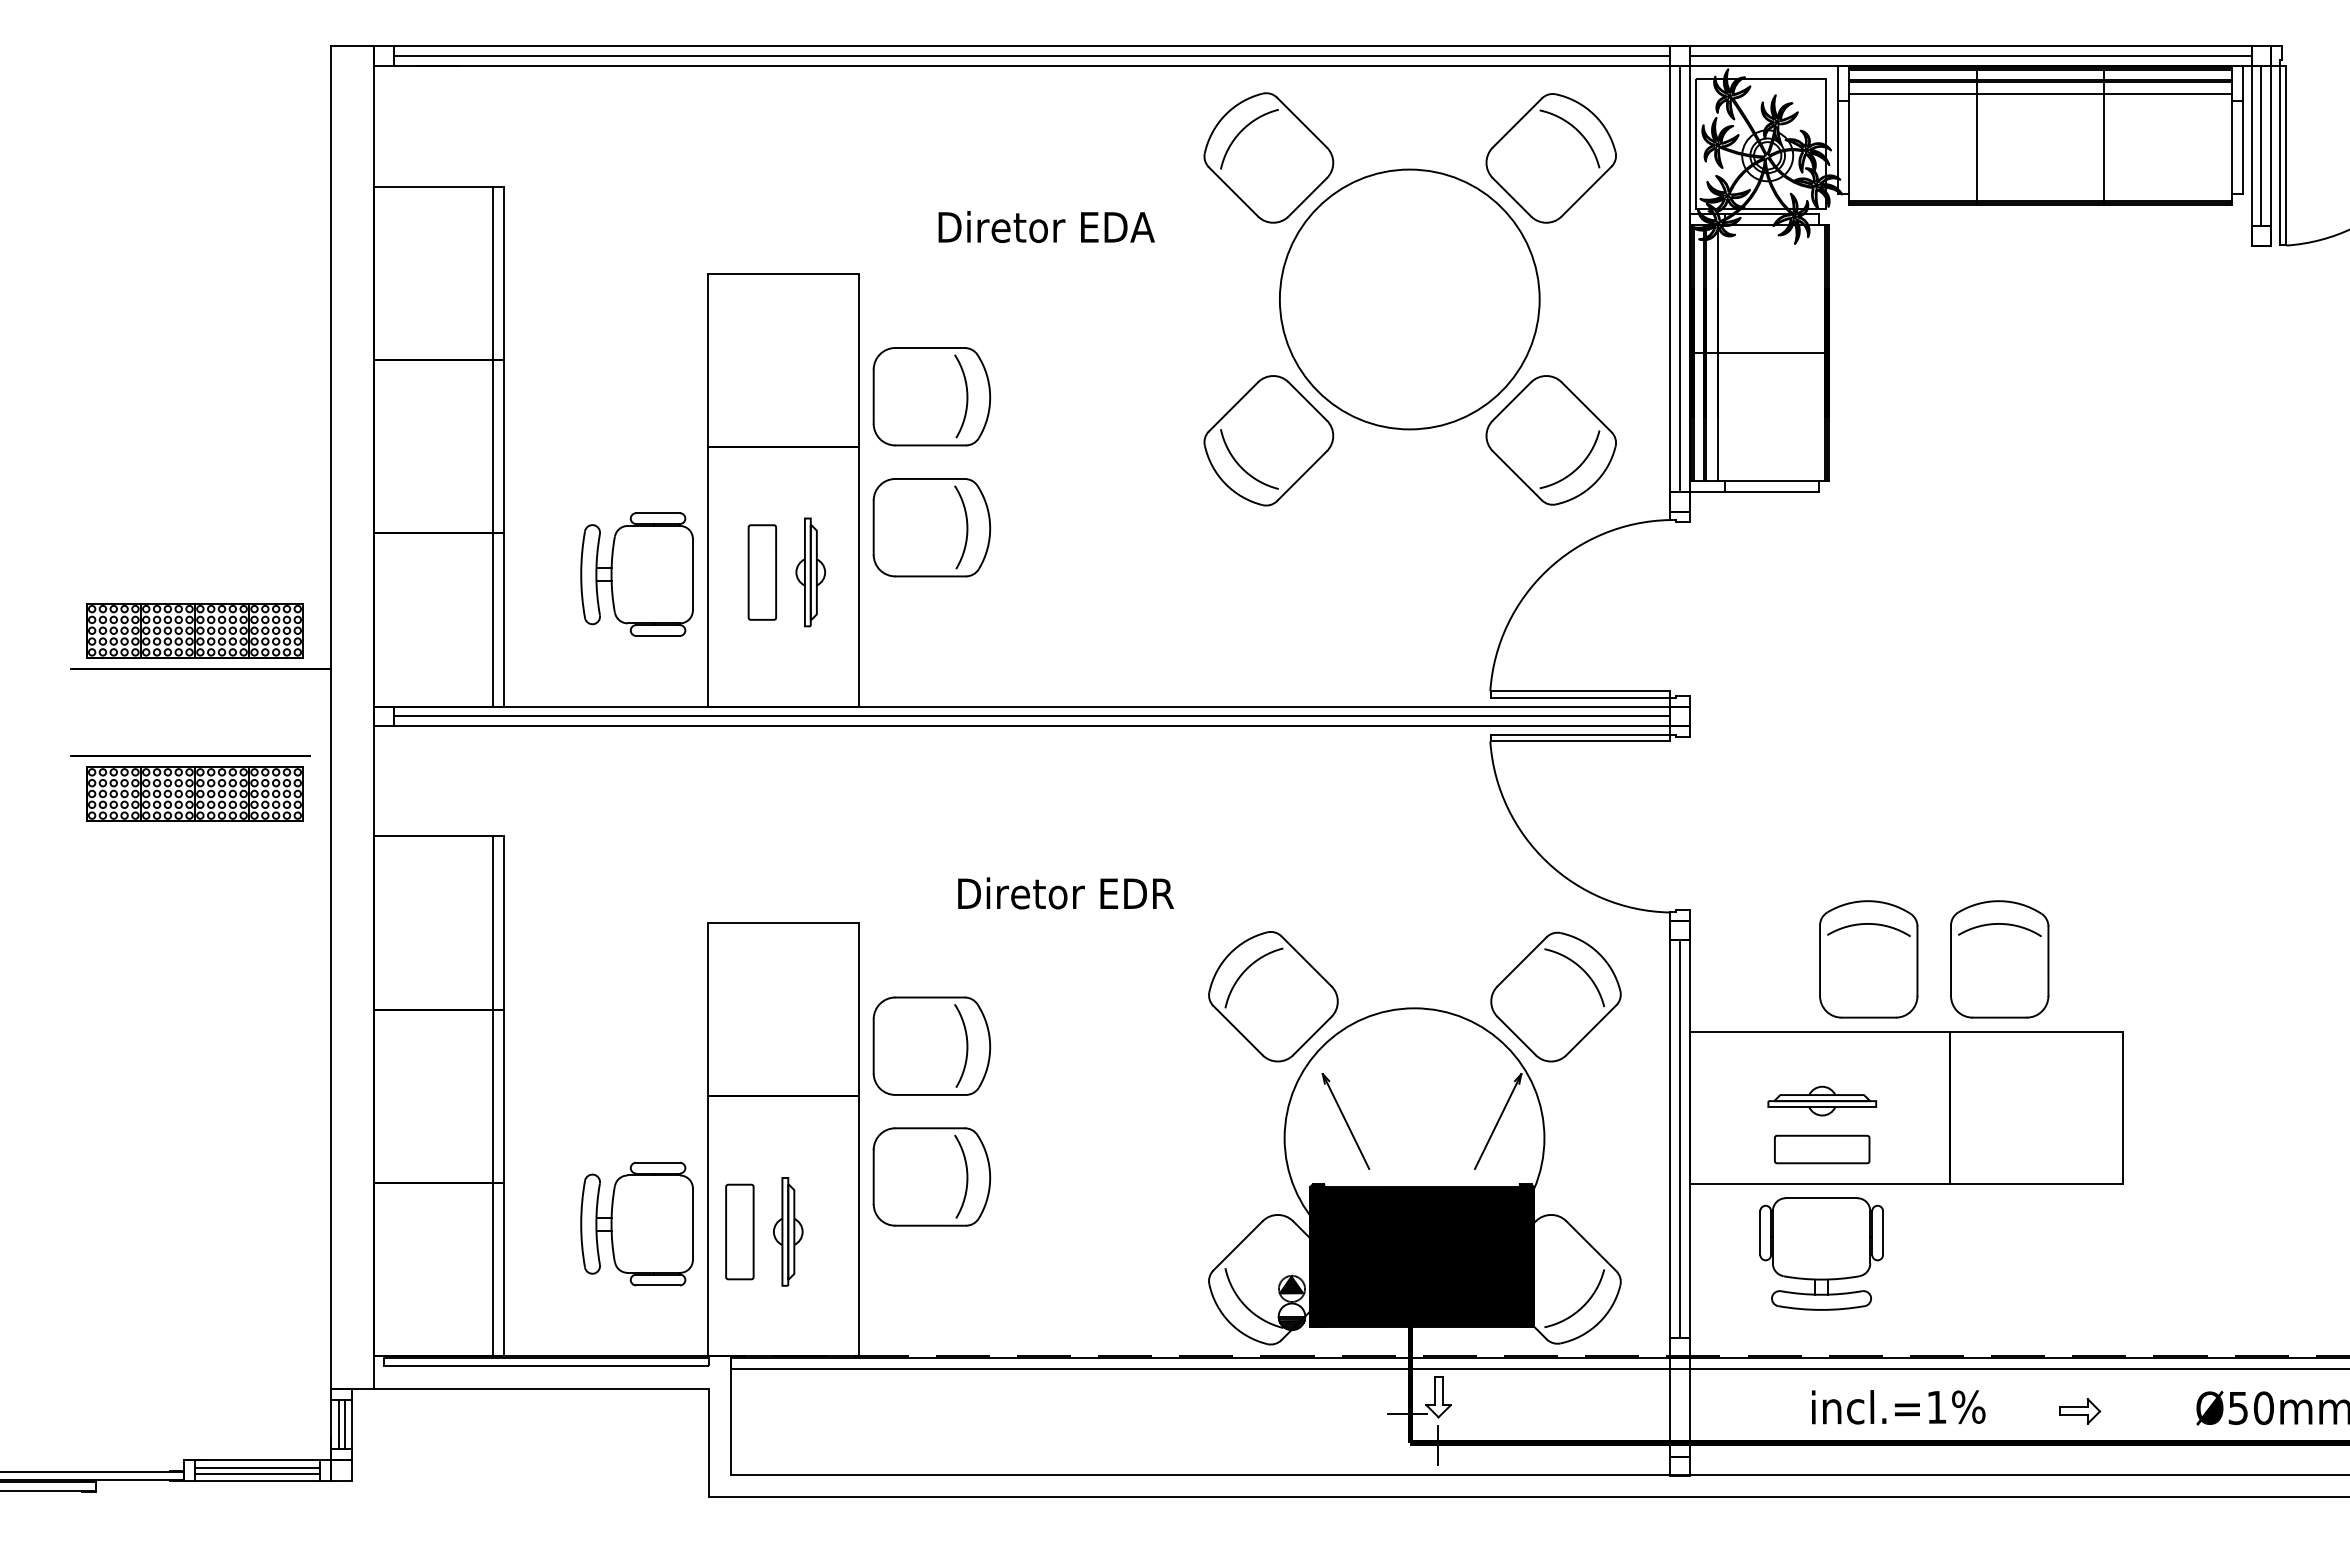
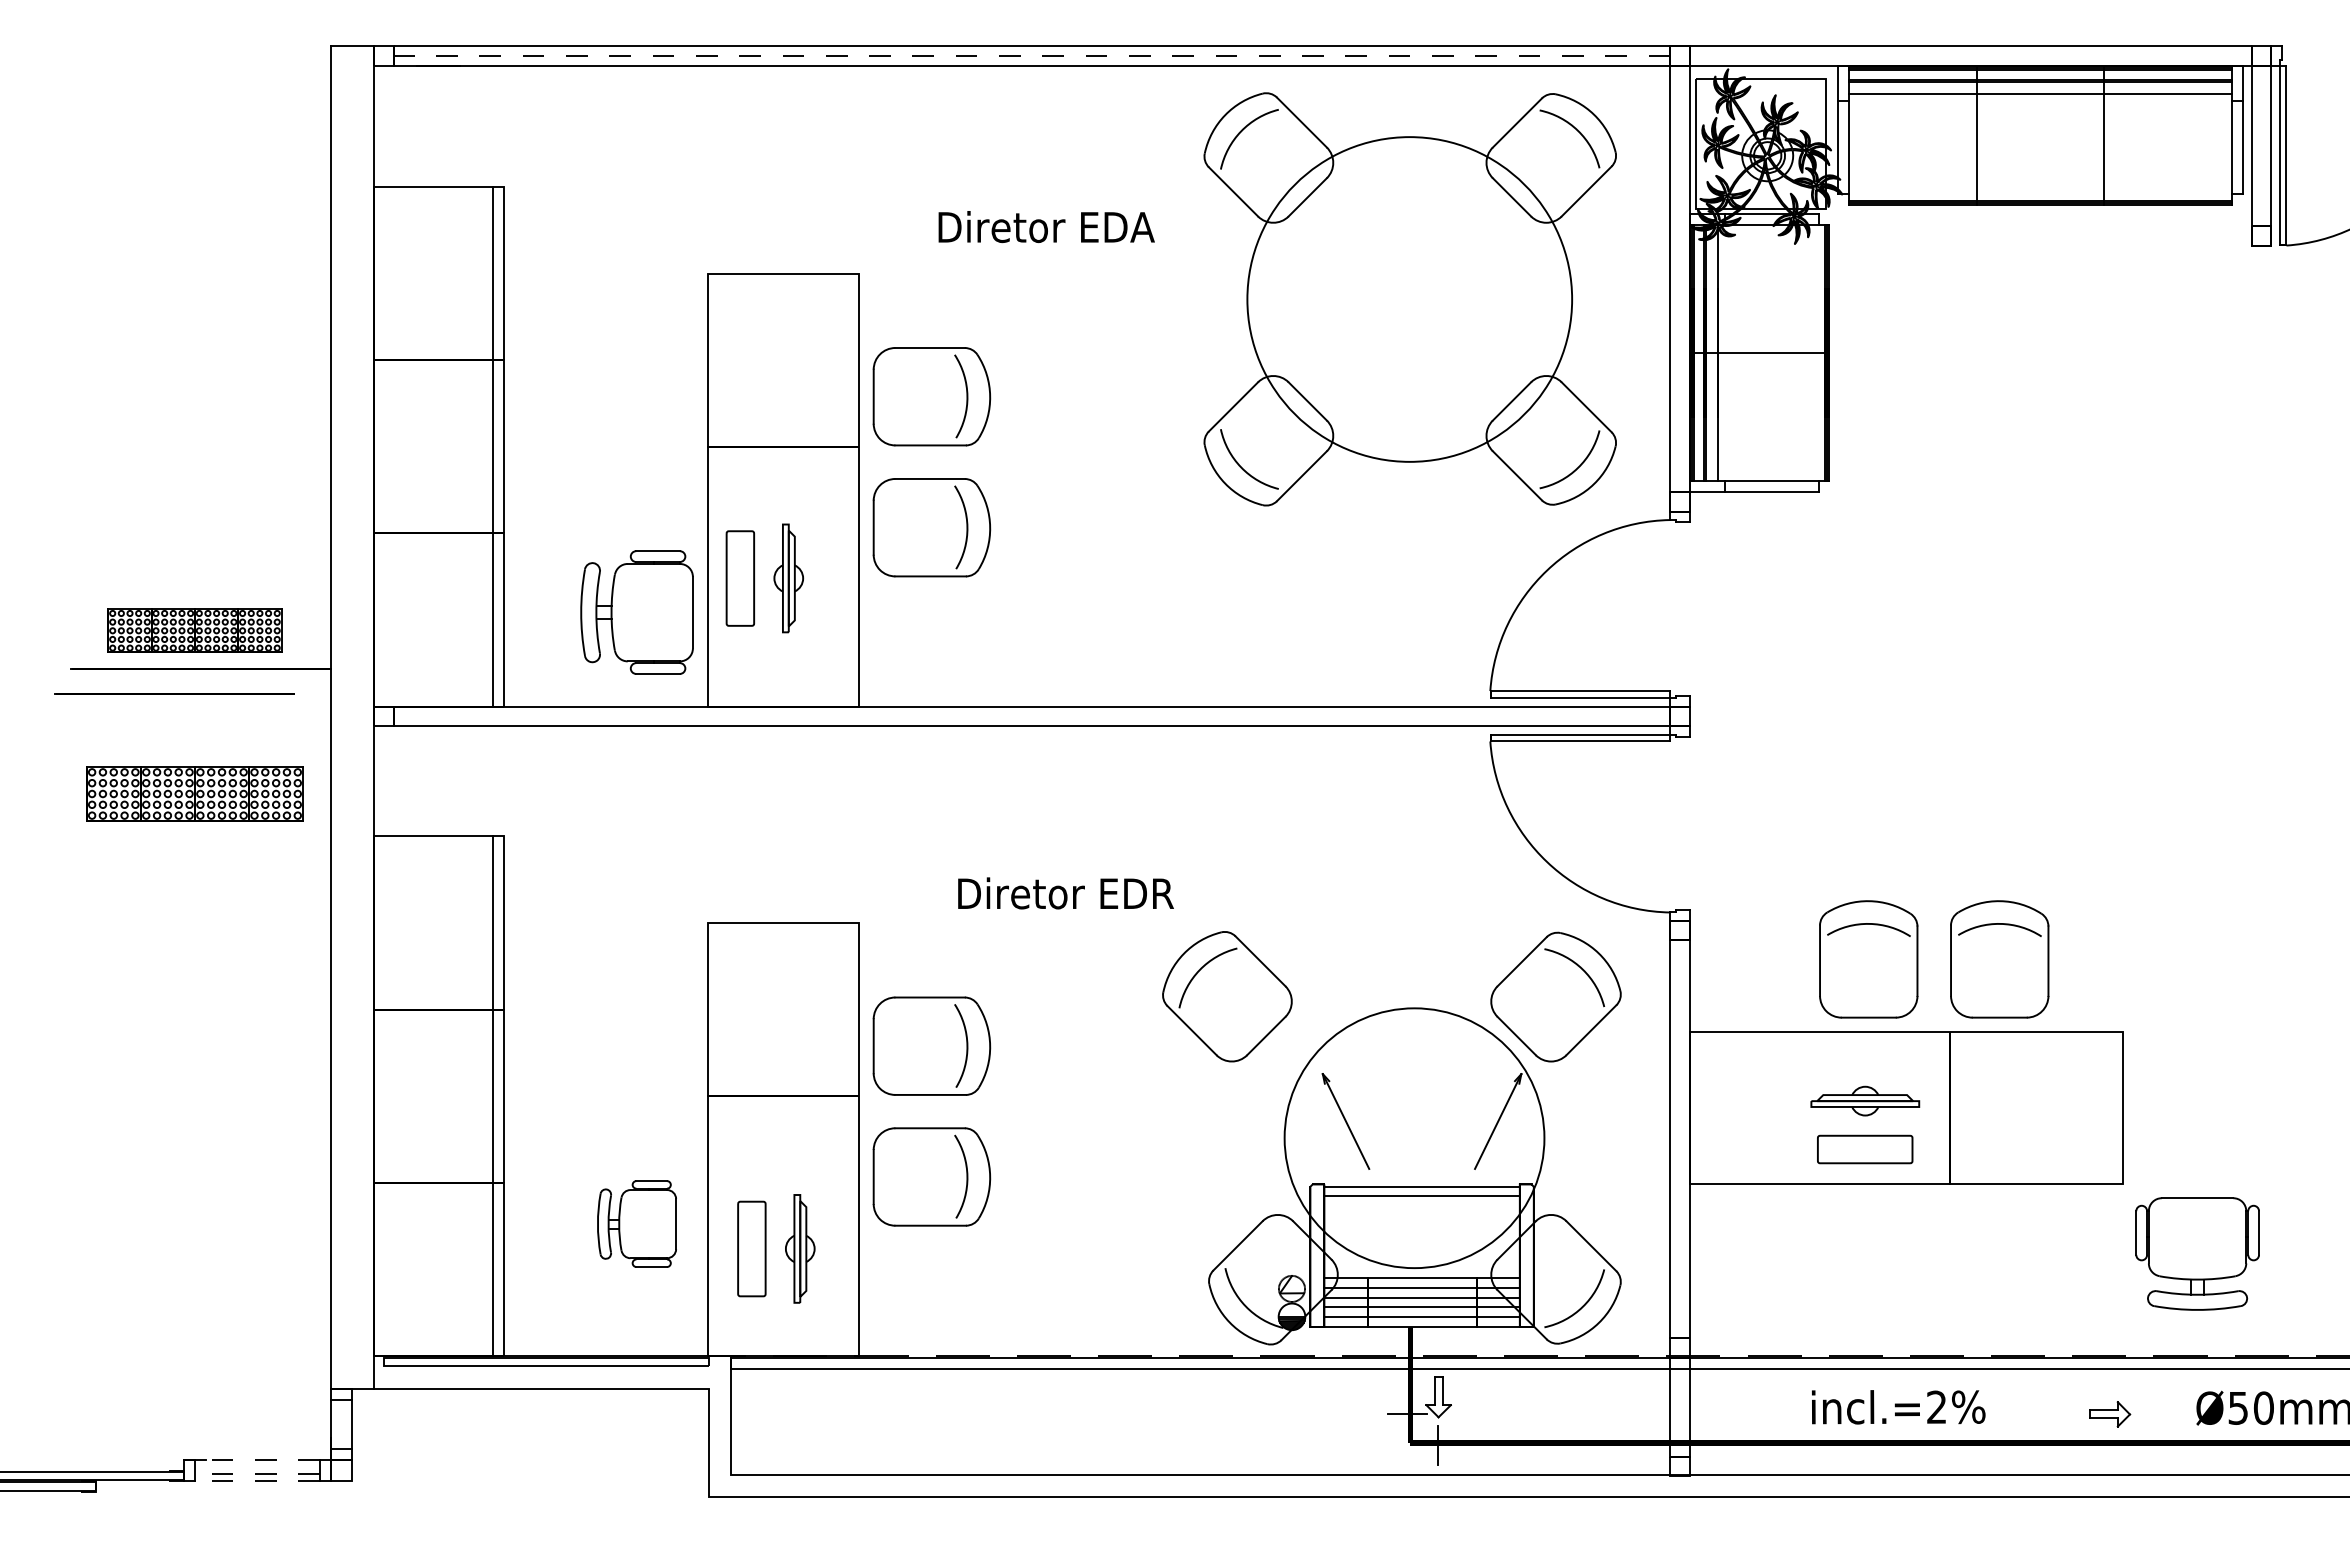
line: solid -> dashed (1031, 55)
line: present -> none (1970, 55)
line: present -> none (2261, 145)
line: present -> none (1679, 278)
circle diameter: 260 px -> 325 px (1409, 299)
part position: (795, 572) -> (773, 578) (773, 578)
part position: (636, 574) -> (636, 612) (636, 612)
part size: 218x56 px -> 176x45 px (194, 630)
line: present -> none (1031, 716)
line position: (190, 755) -> (174, 693) (174, 693)
part position: (1273, 996) -> (1227, 996) (1227, 996)
part position: (1822, 1116) -> (1865, 1116) (1865, 1116)
line: present -> none (1679, 1139)
part size: 114x126 px -> 80x88 px (636, 1223)
part position: (773, 1231) -> (785, 1248) (785, 1248)
part position: (1821, 1253) -> (2197, 1253) (2197, 1253)
fill: present -> none (1421, 1255)
fill: present -> none (1291, 1284)
text: incl.=1%%% -> incl.=2%%% (1936, 1406)
part position: (2080, 1411) -> (2110, 1414) (2110, 1414)
line: present -> none (338, 1423)
line: present -> none (345, 1423)
line: solid -> dashed (257, 1459)
line: present -> none (257, 1467)
line: solid -> dashed (257, 1474)
line: solid -> dashed (257, 1481)
